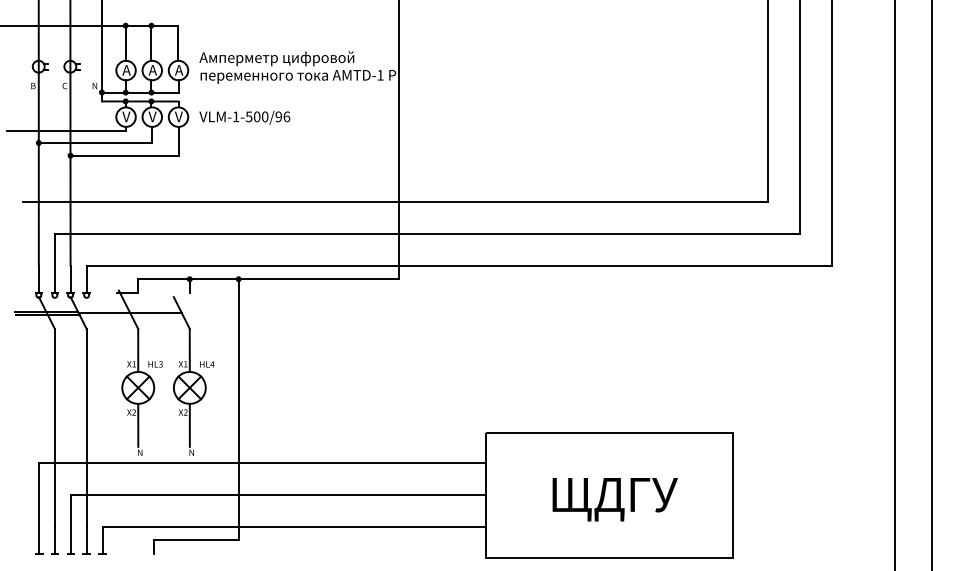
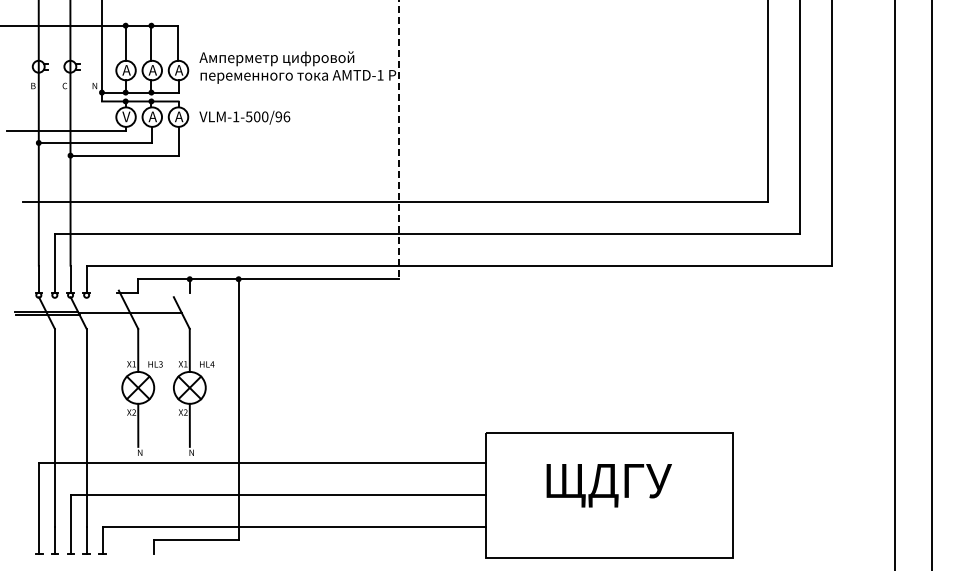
text: V -> А (152, 116)
text: V -> А (179, 116)
line: solid -> dashed (398, 140)
text position: (614, 499) -> (608, 485) (608, 485)
